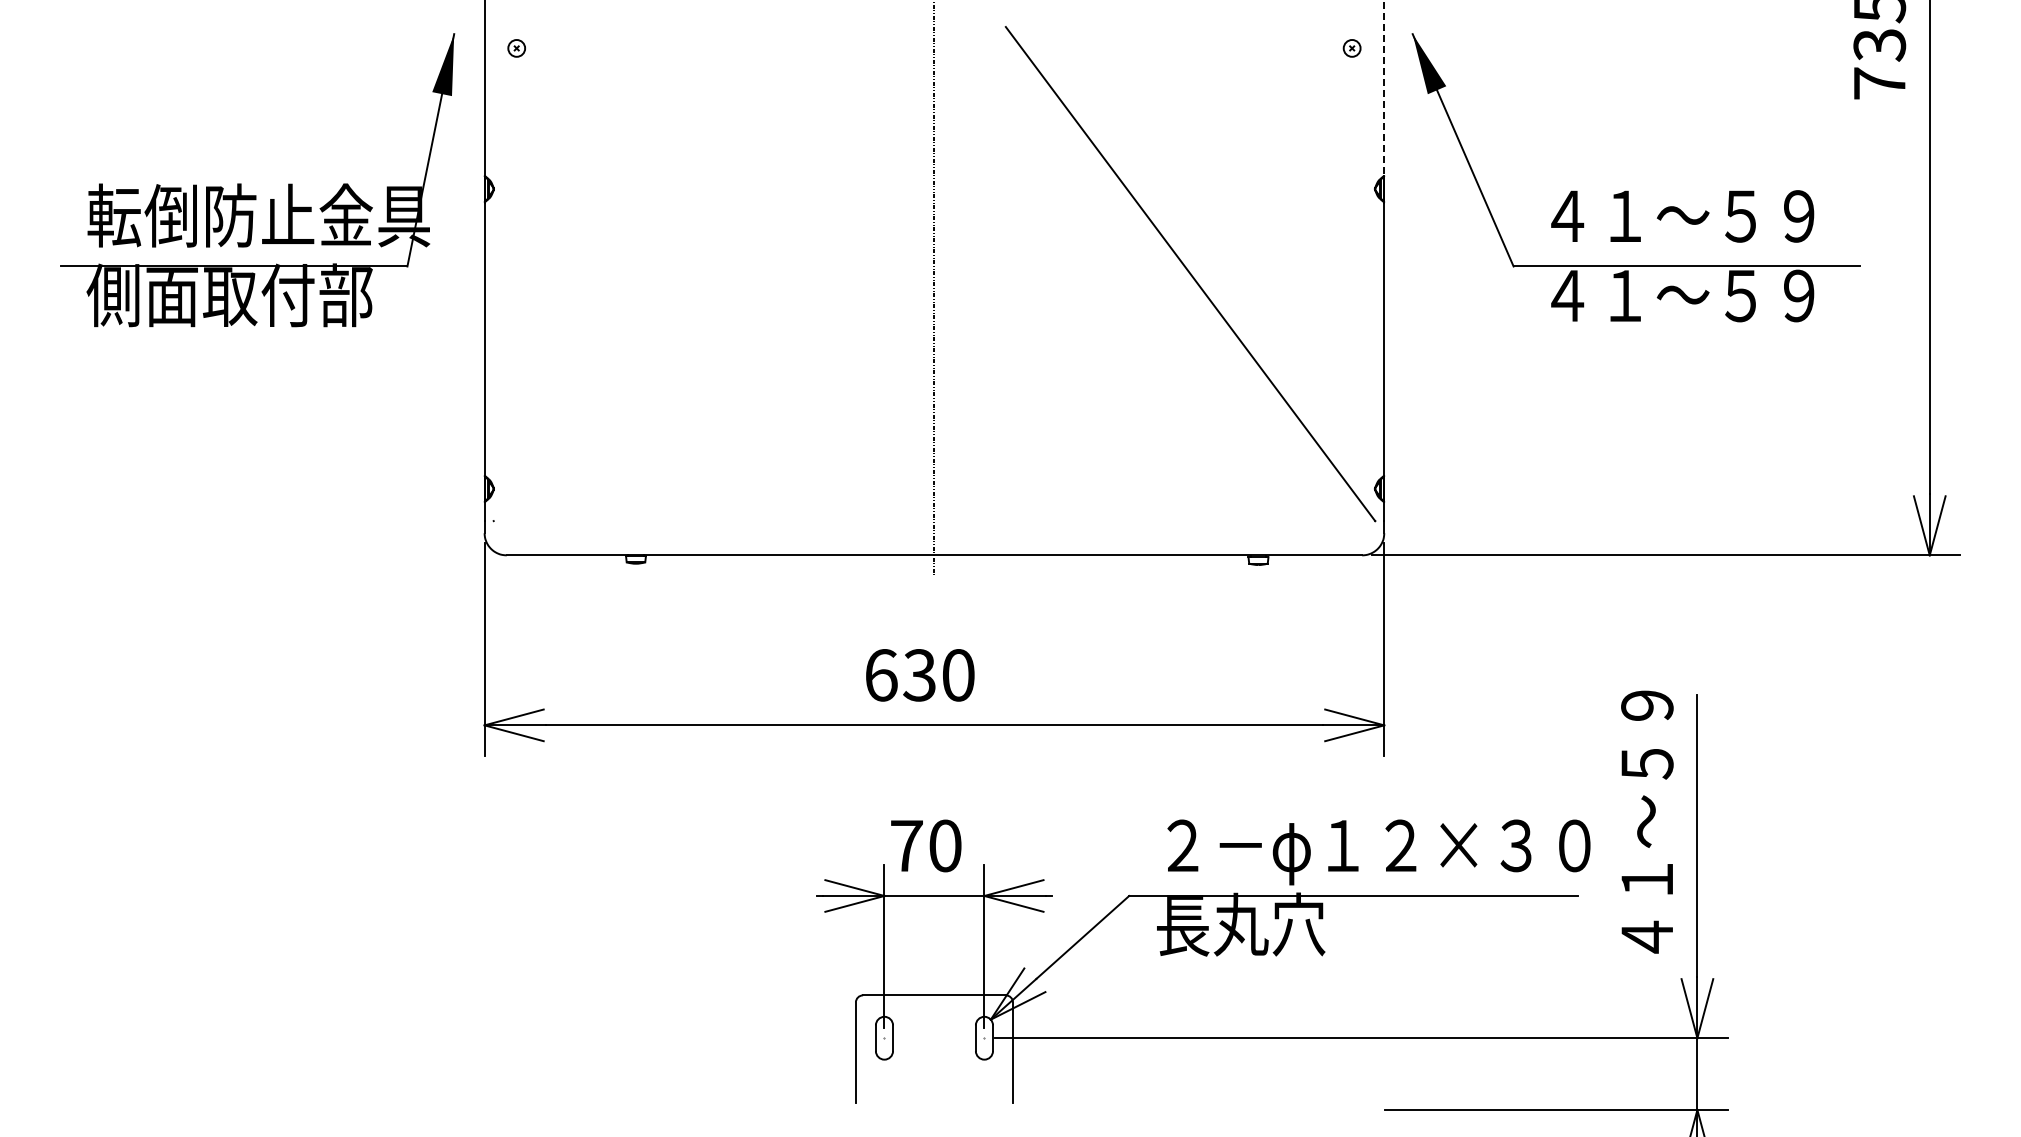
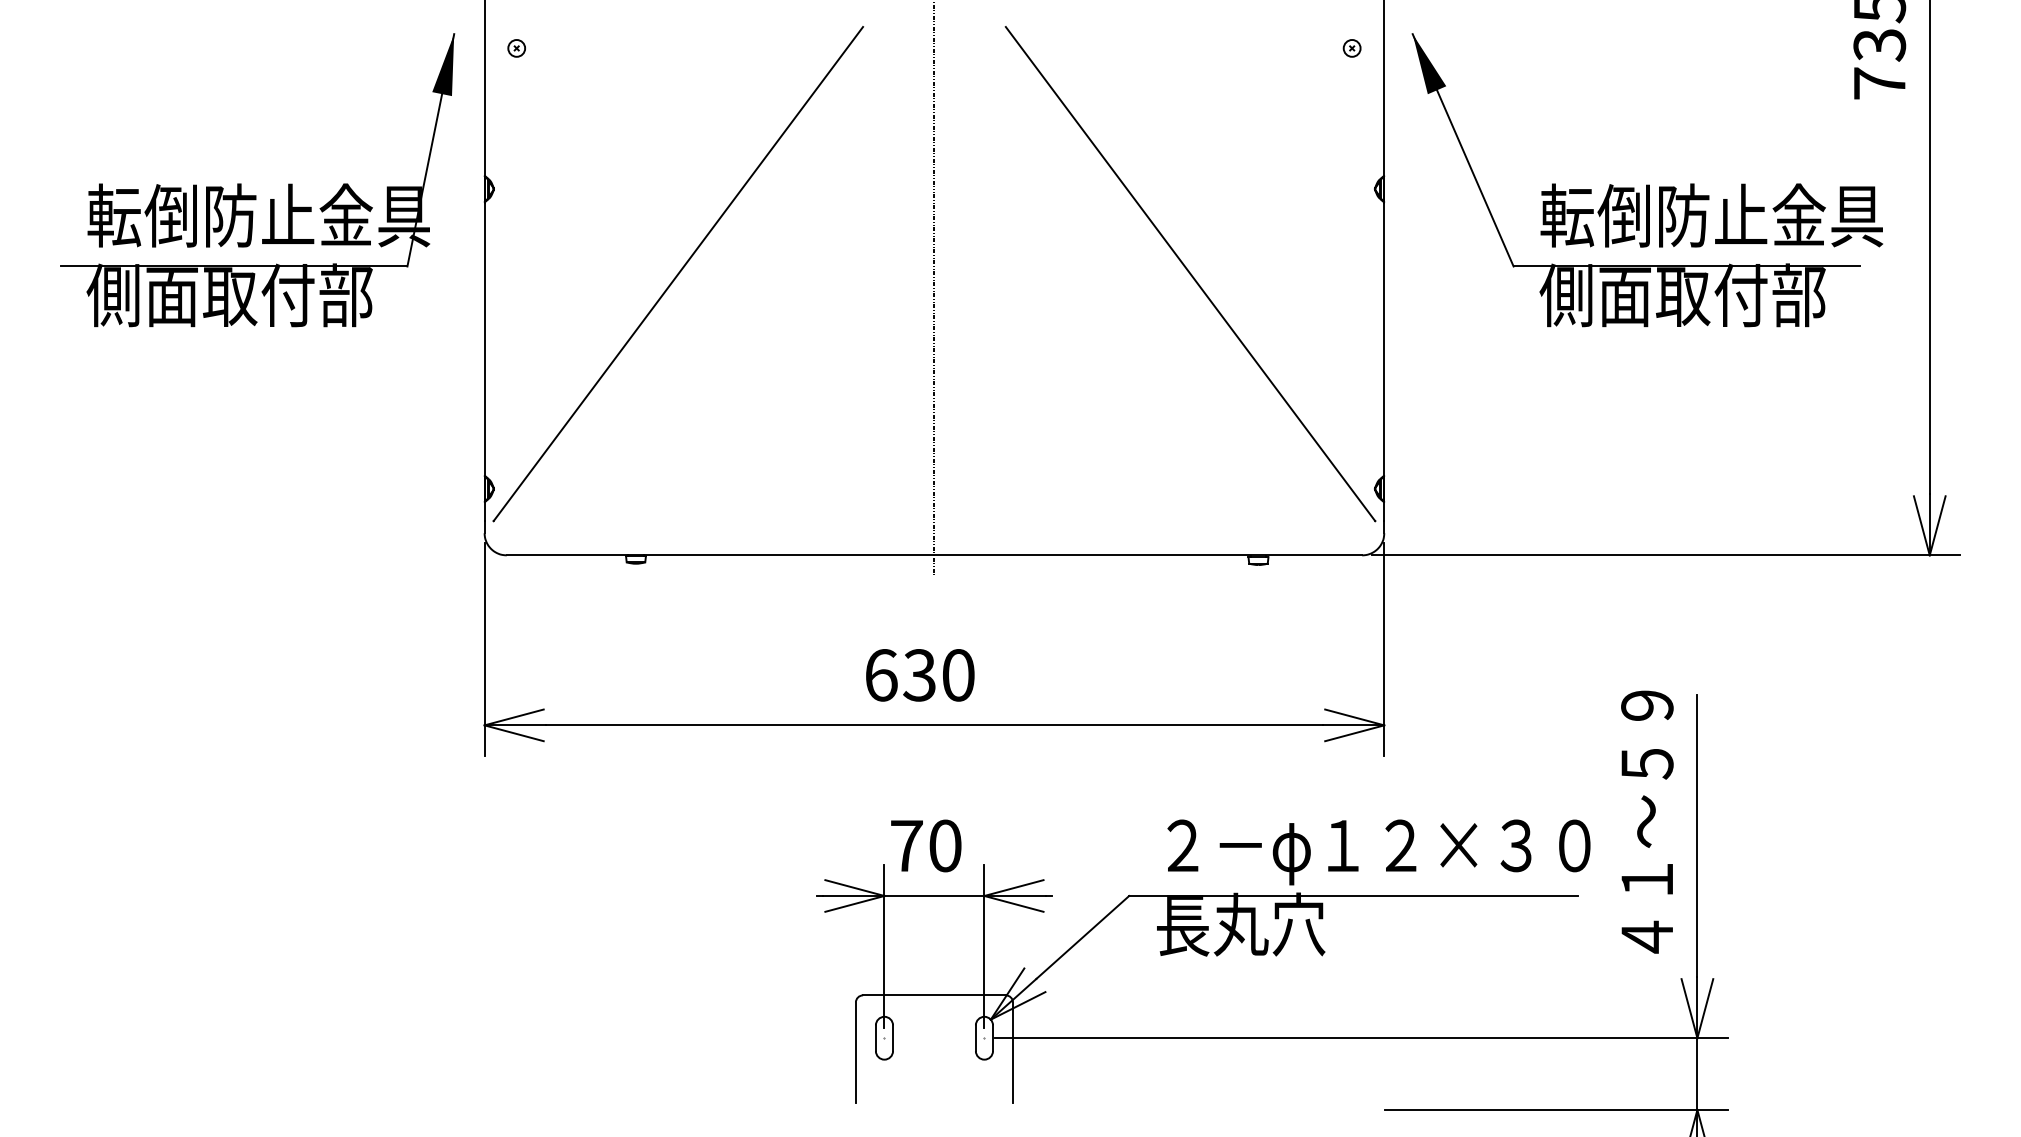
line: dashed -> solid (1384, 87)
text: ４１～５９ -> 転倒防止金具 (1711, 215)
line: none -> present (678, 274)
text: ４１～５９ -> 側面取付部 (1682, 295)
